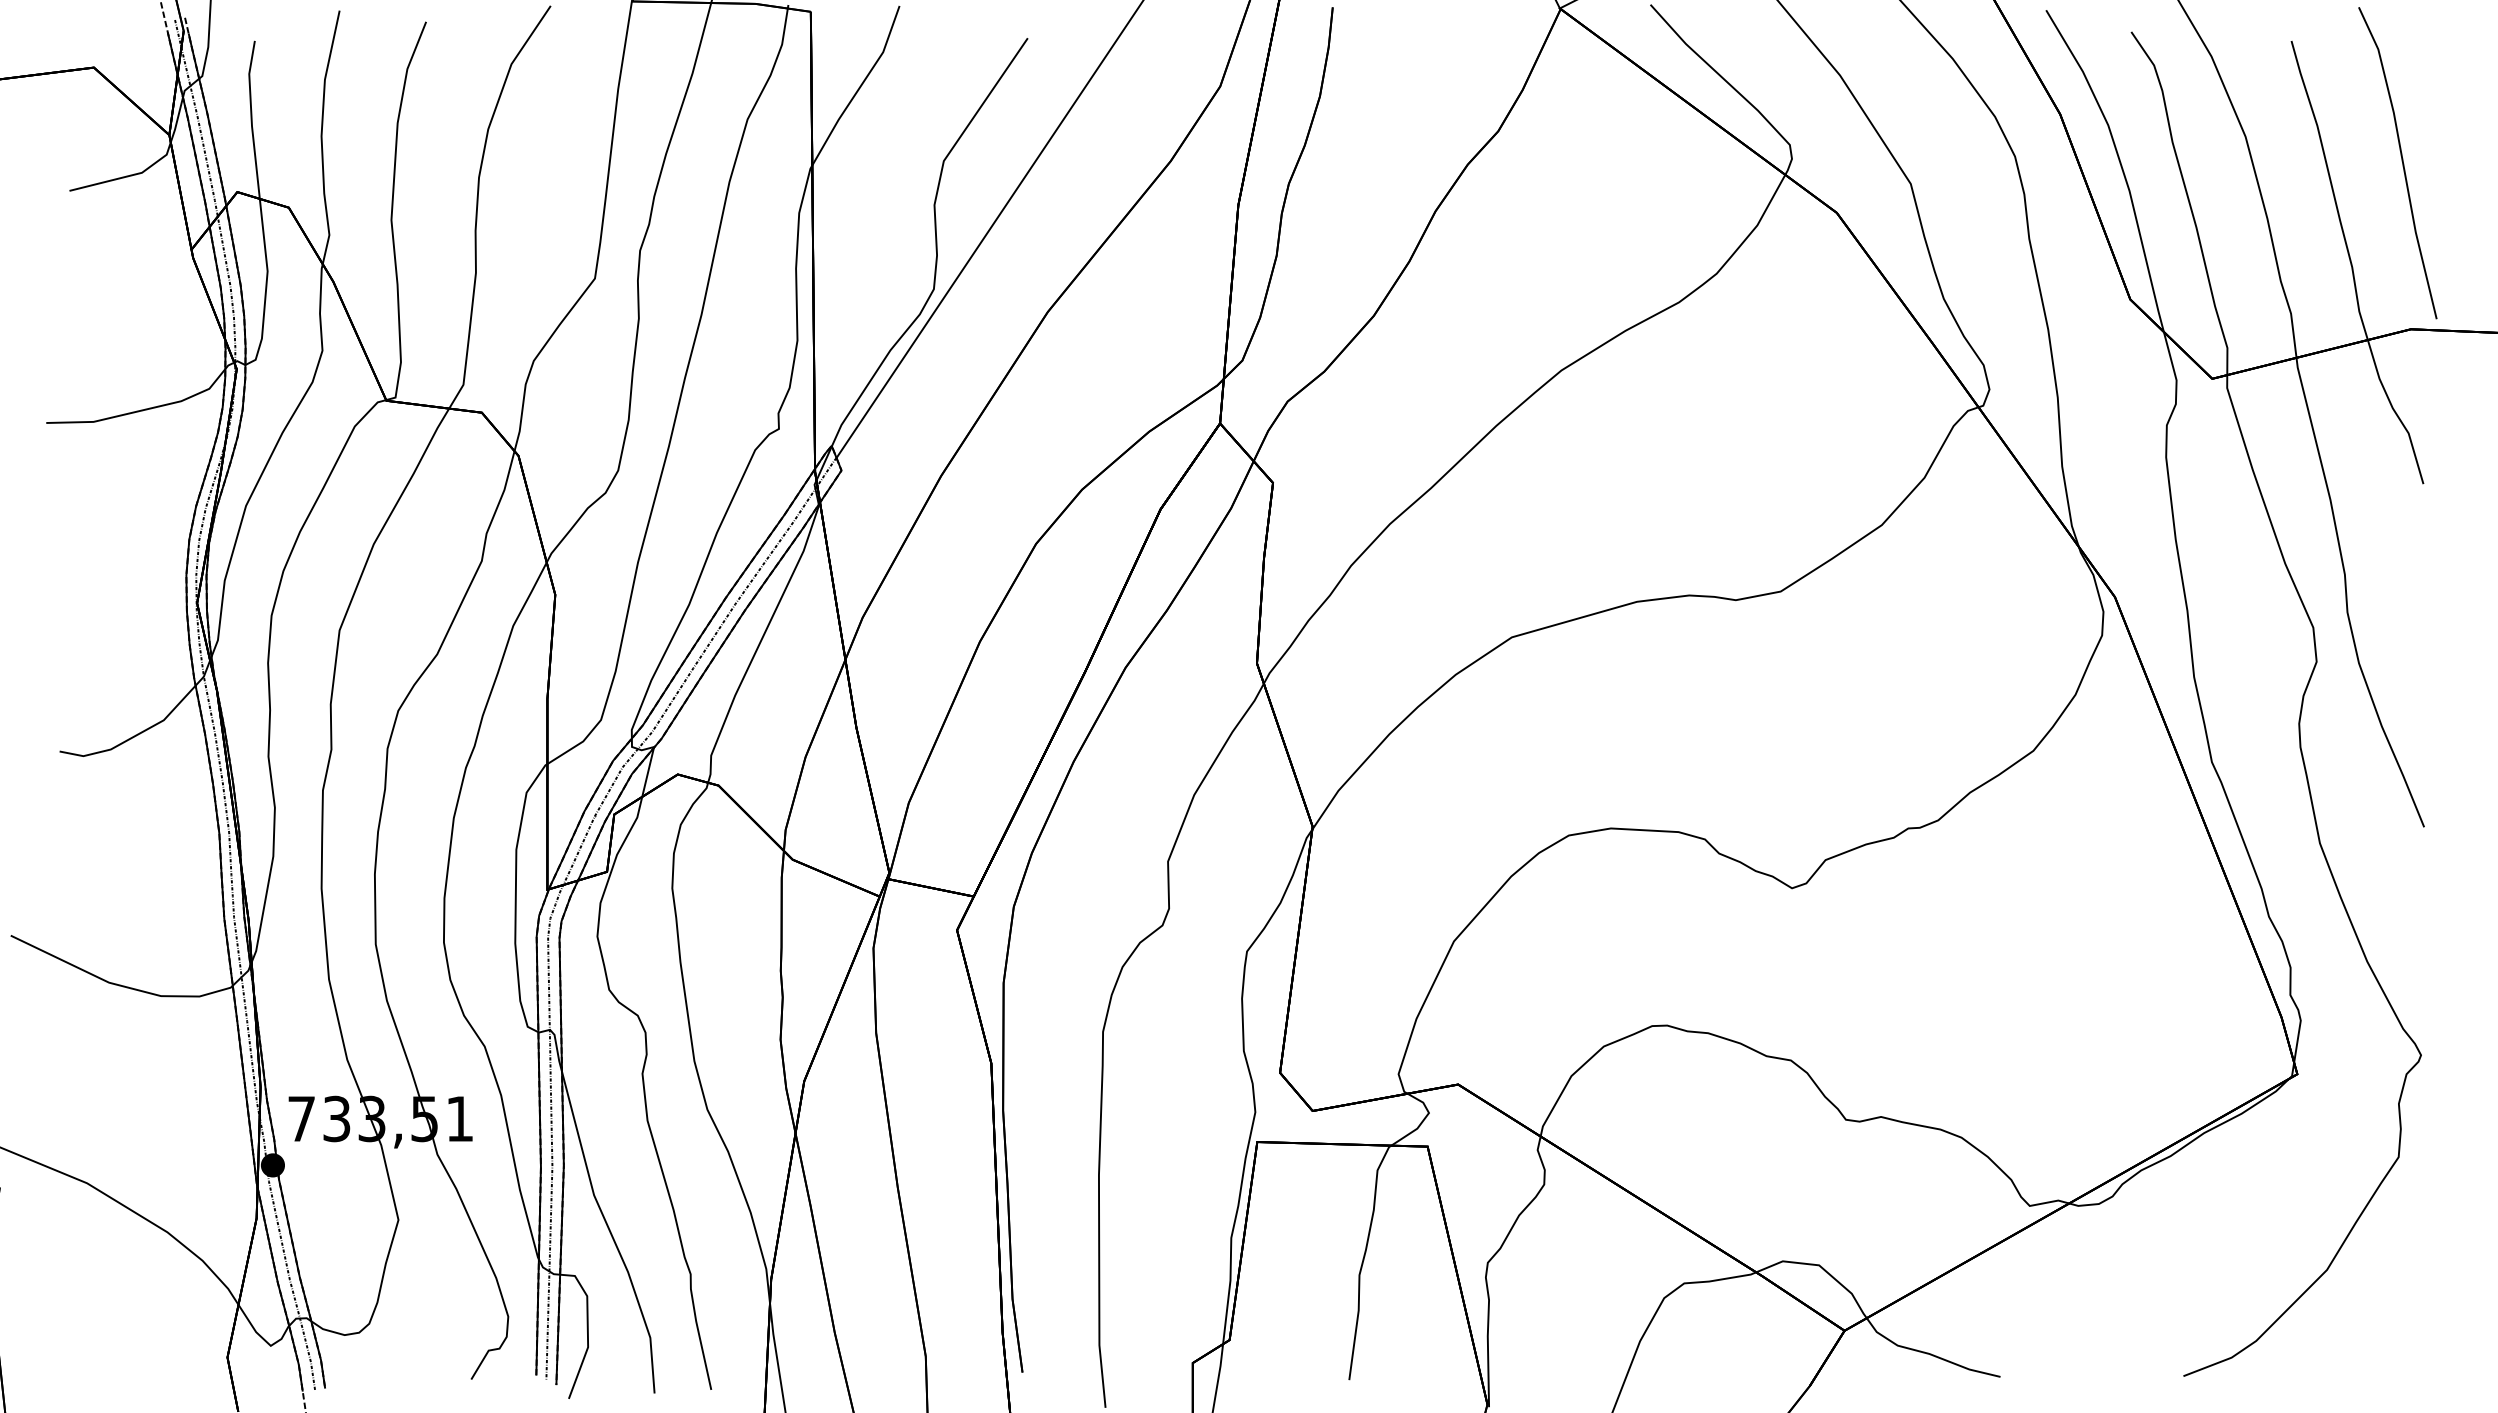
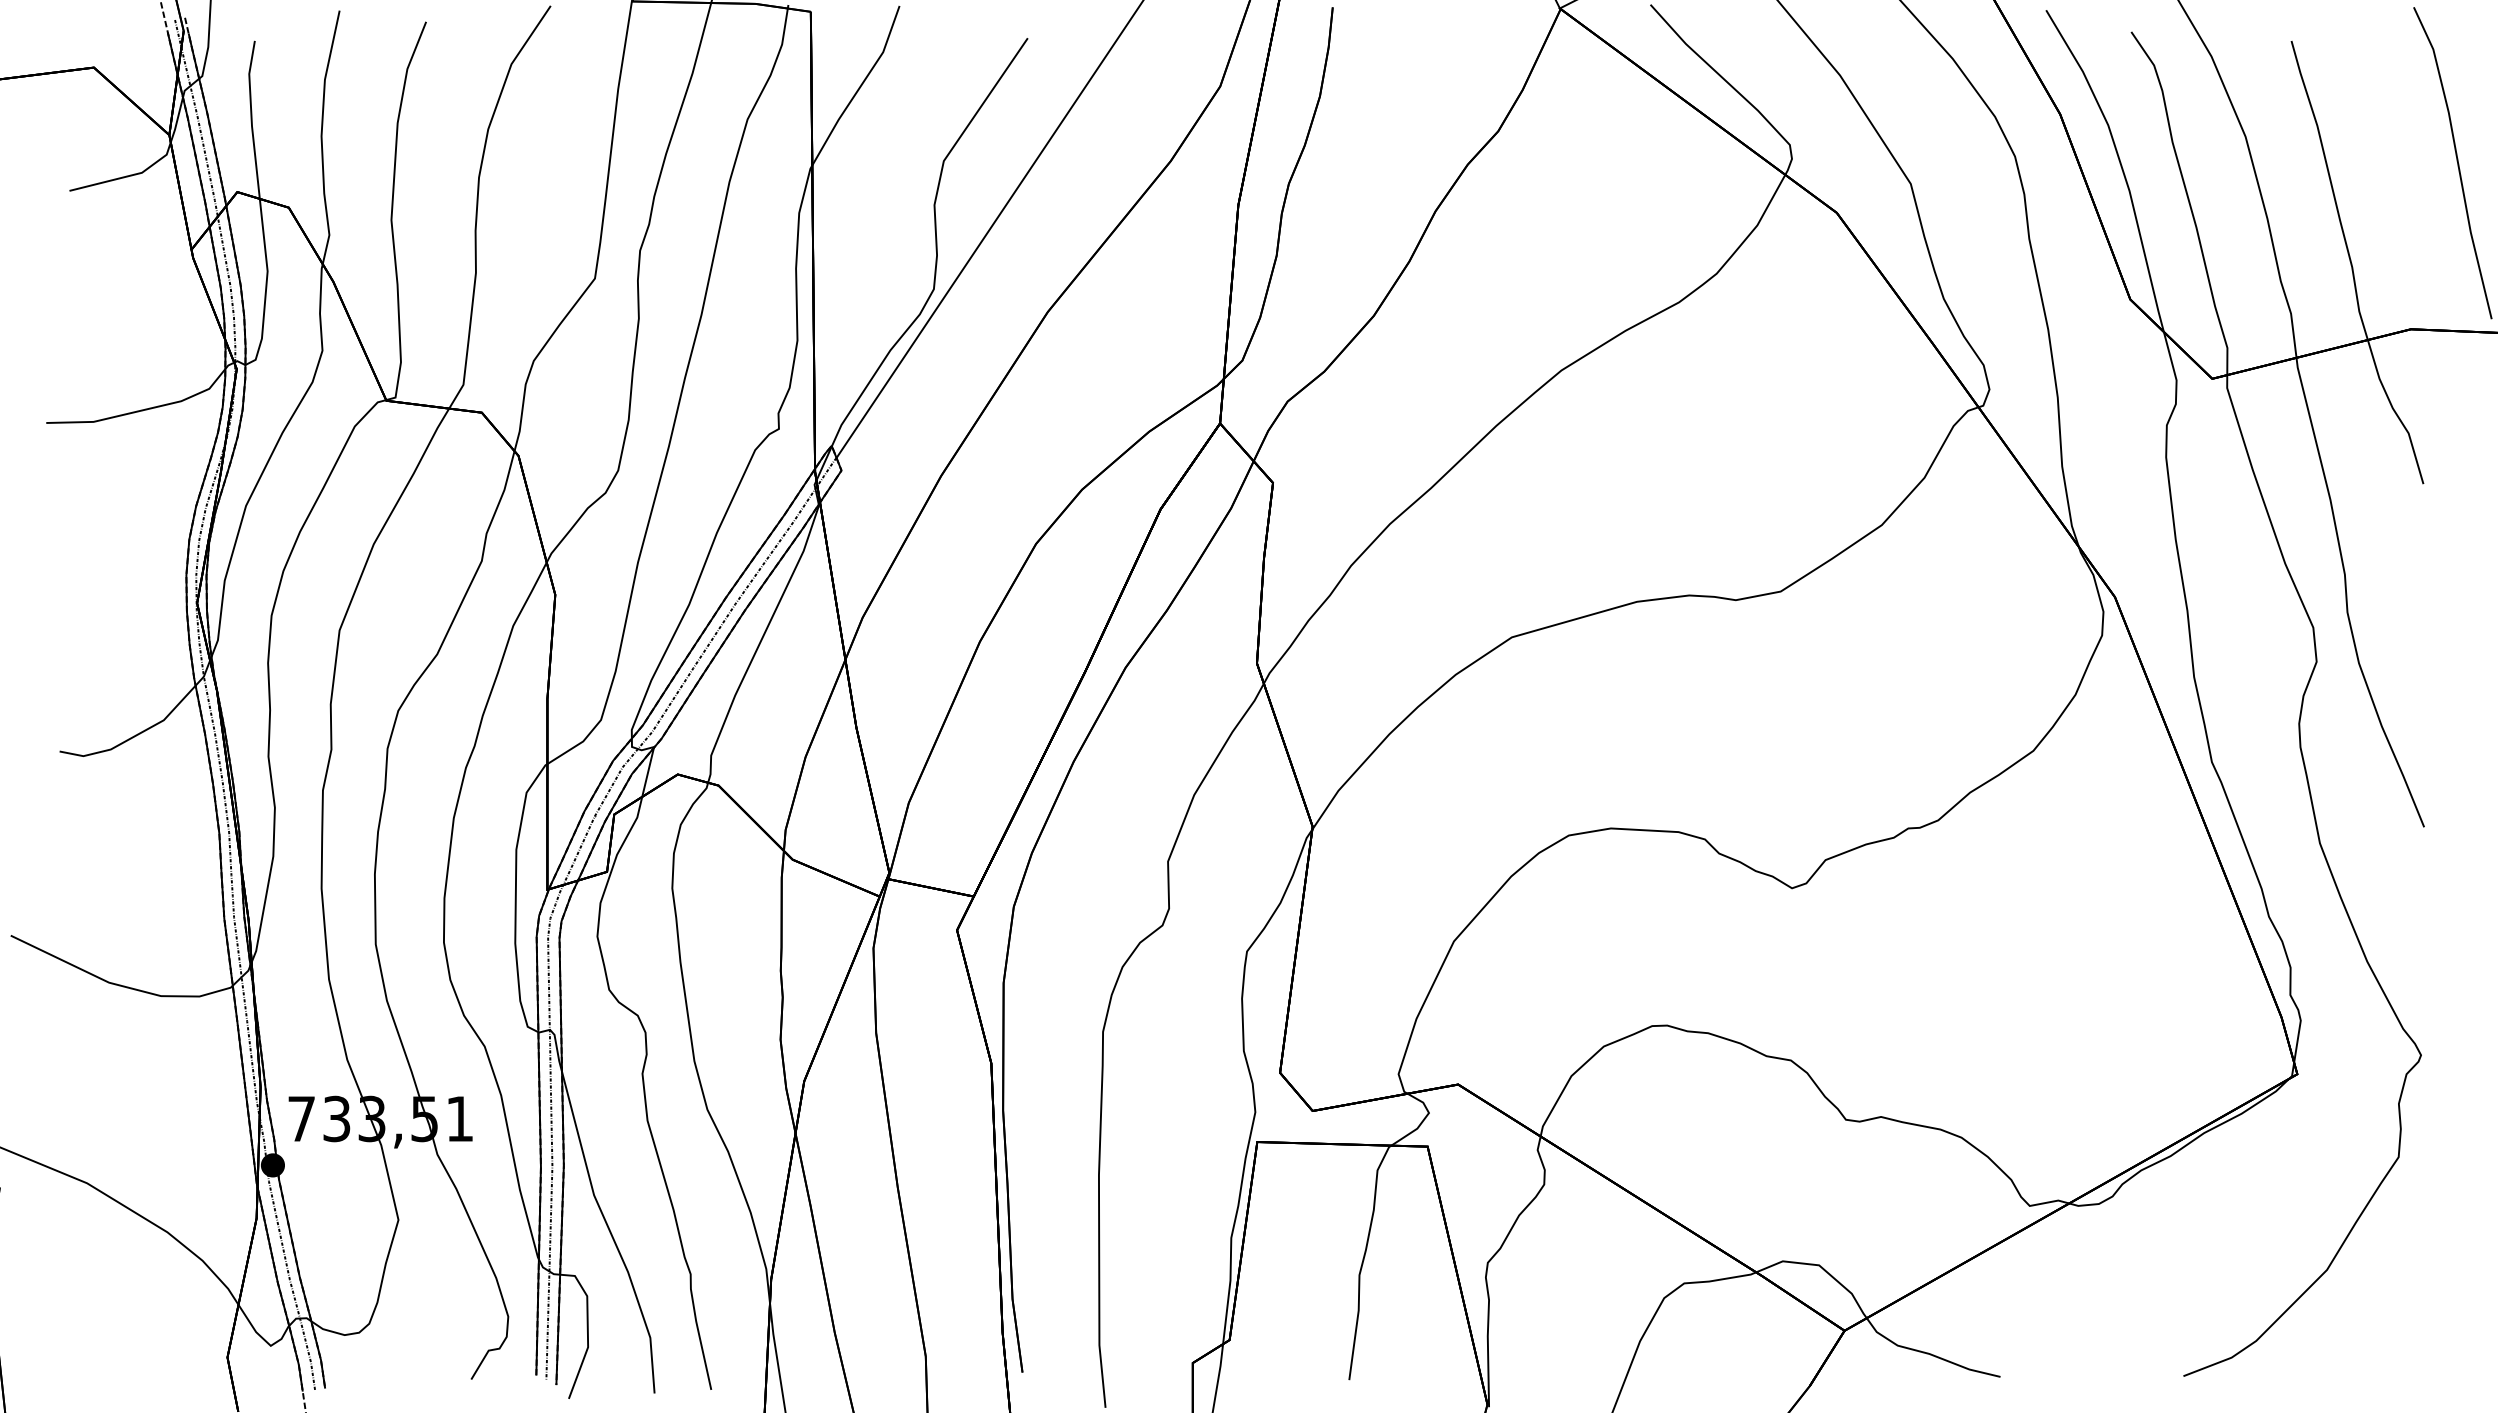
part position: (2397, 163) -> (2452, 163) (2452, 163)
